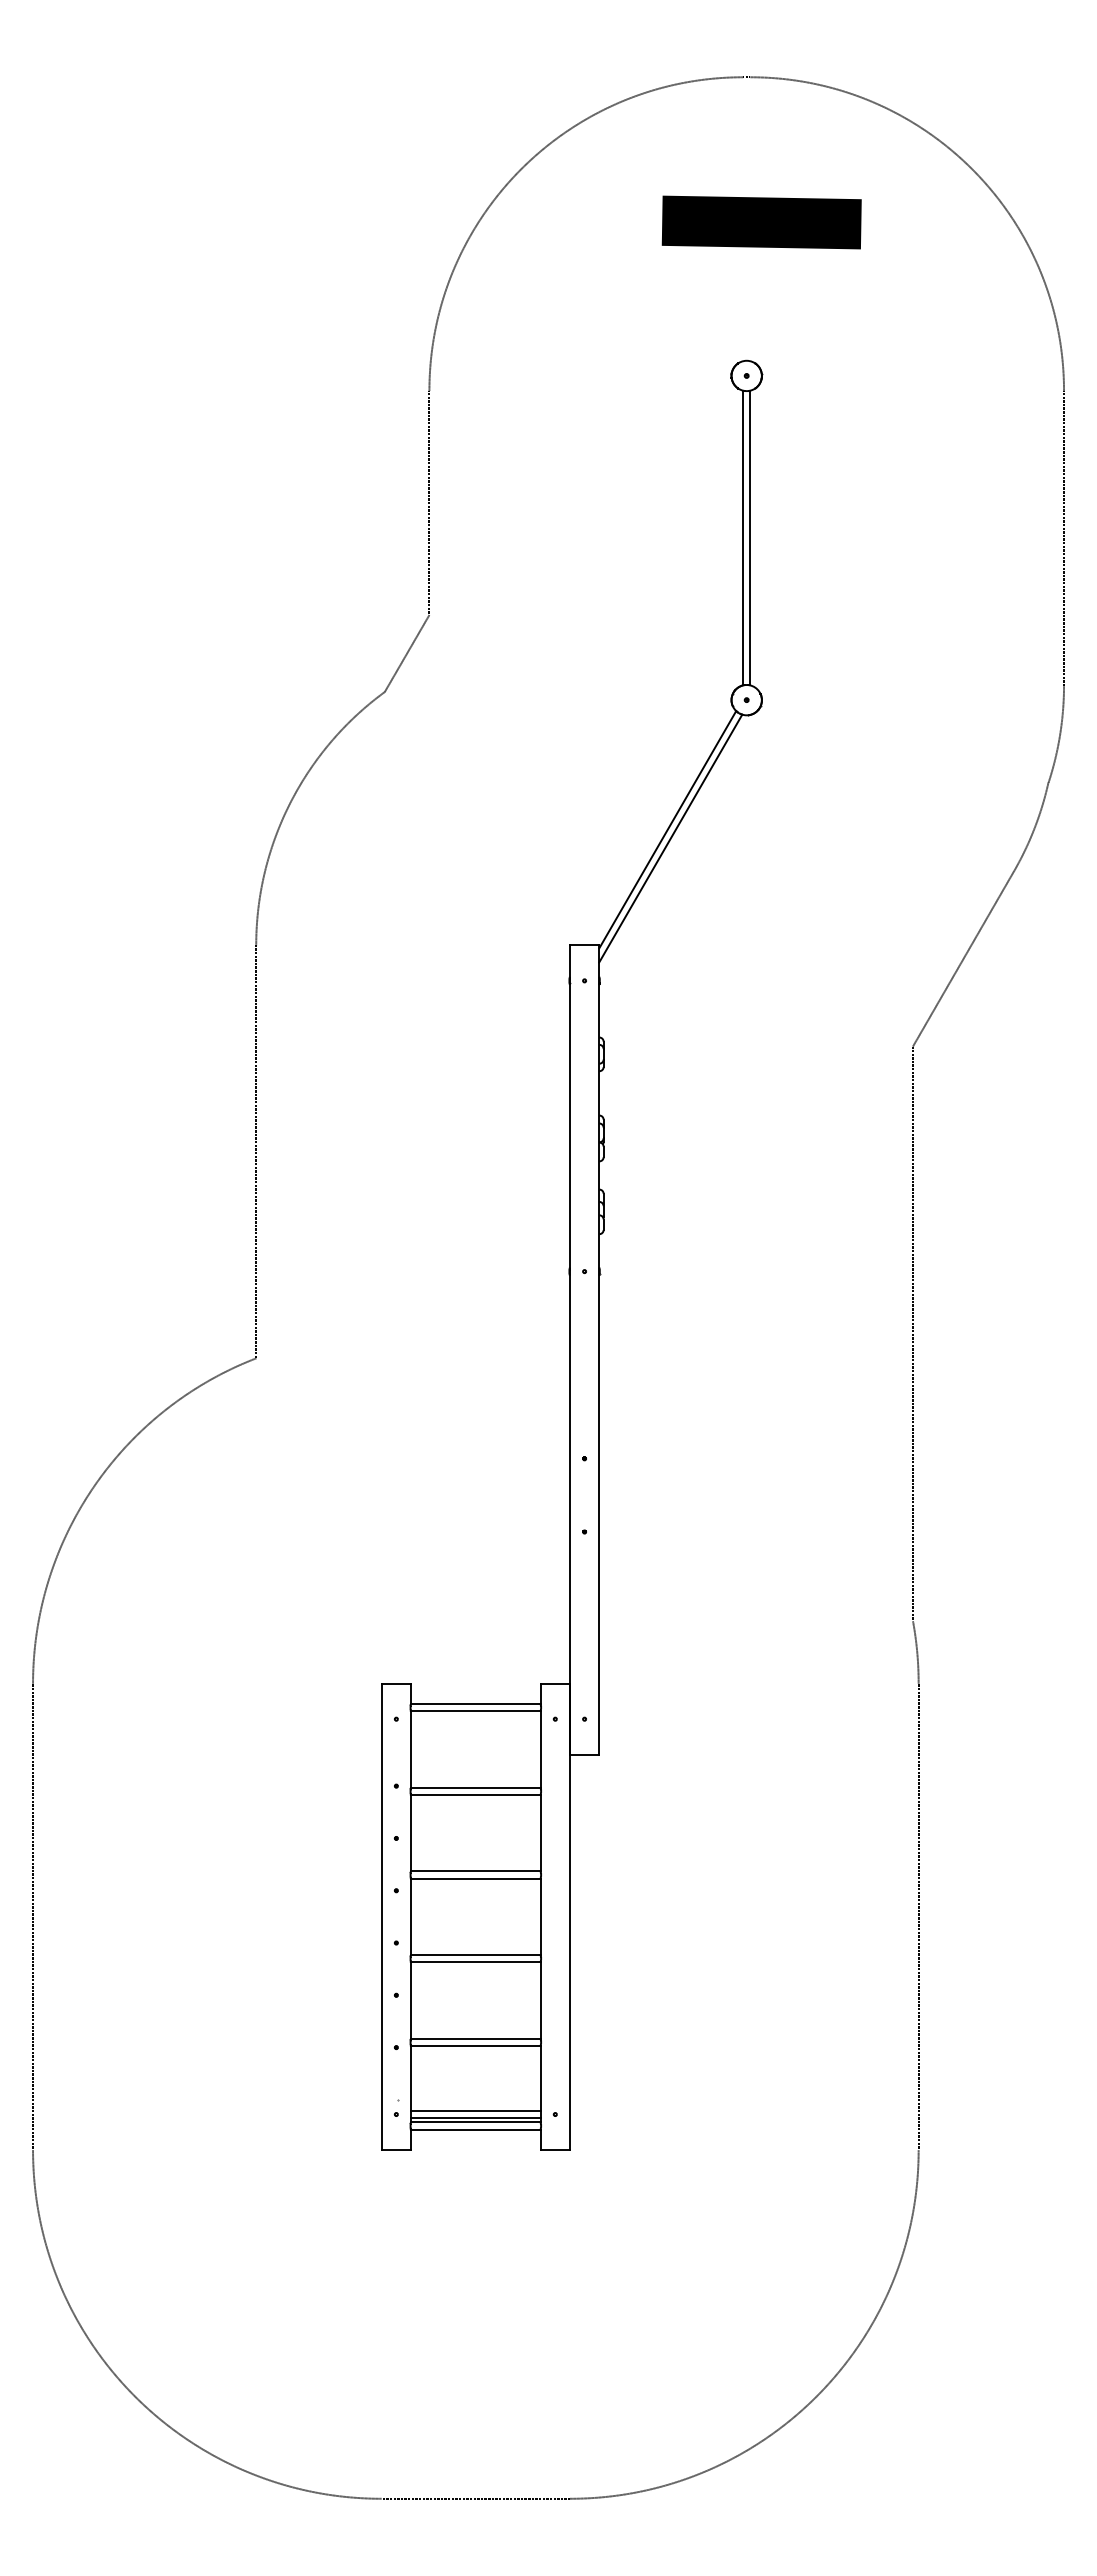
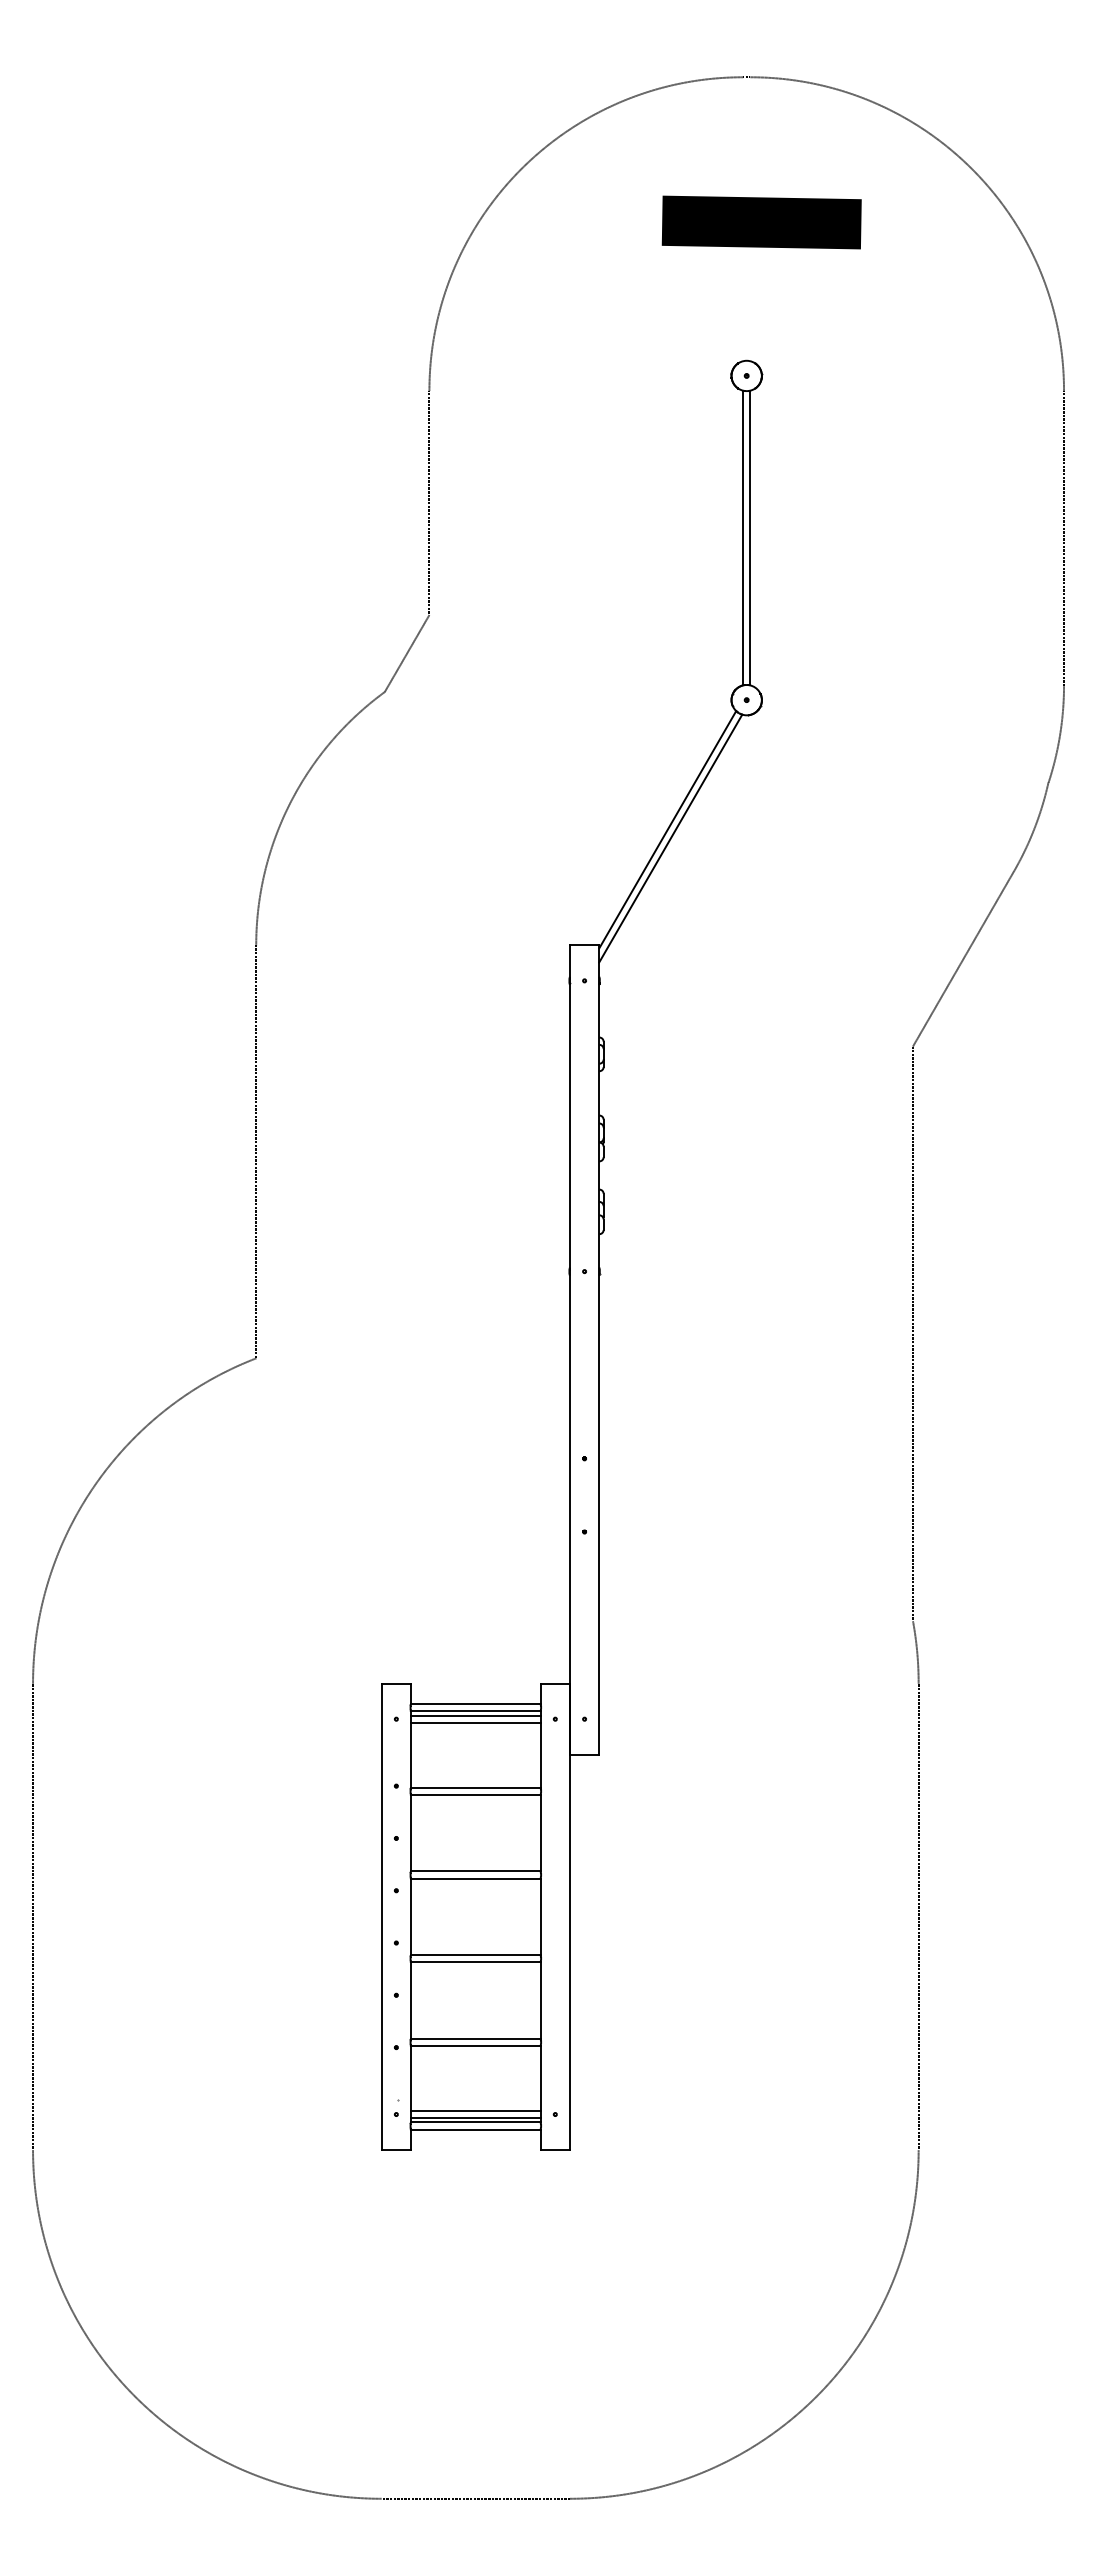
line: none -> present (475, 1715)
line: none -> present (475, 1722)
